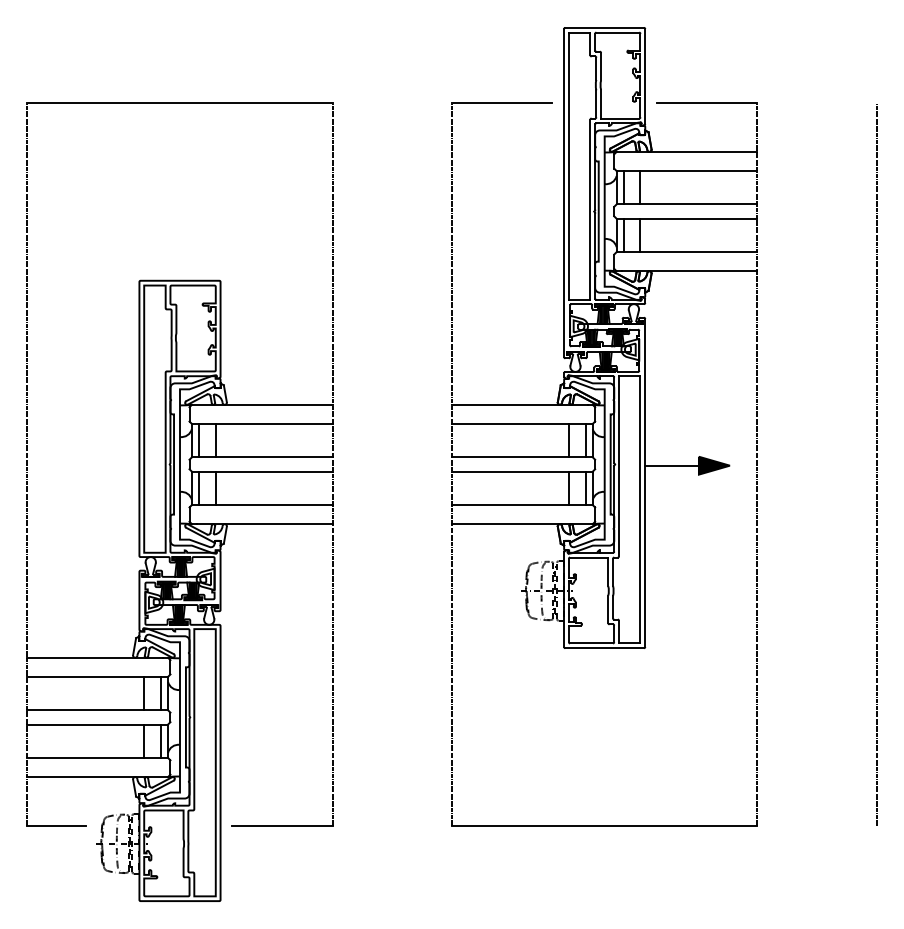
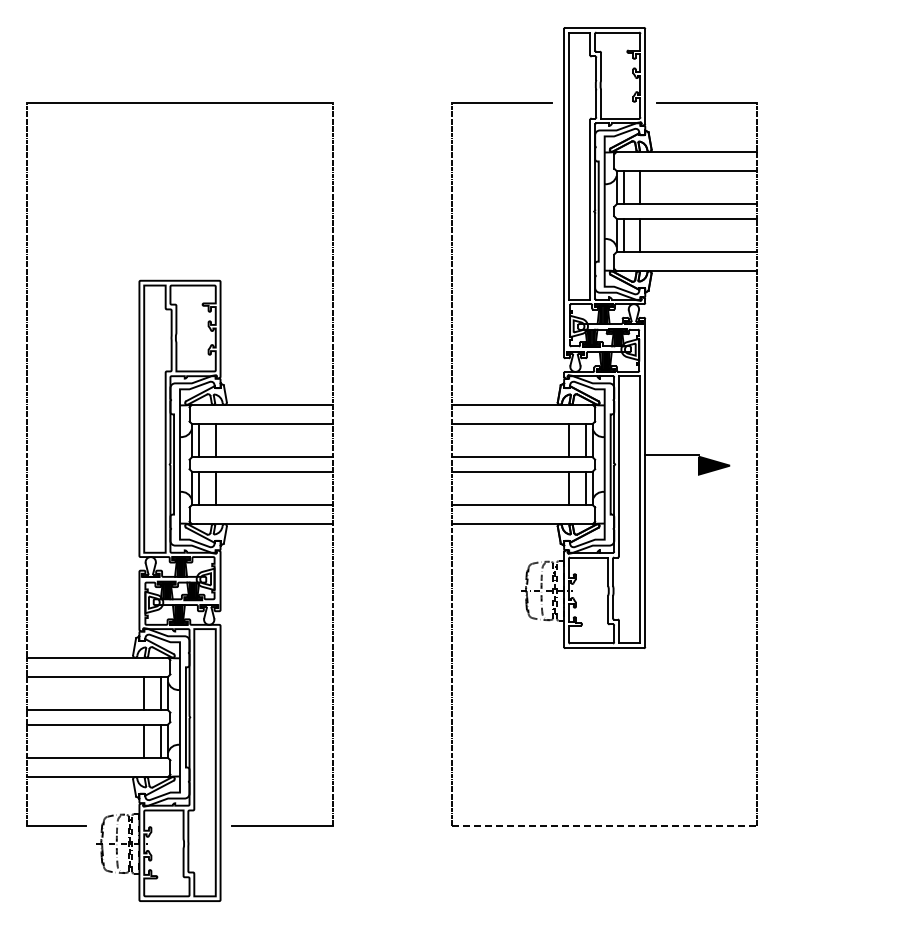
line: present -> none (876, 464)
line position: (671, 465) -> (671, 454) (671, 454)
line: solid -> dashed (604, 825)
